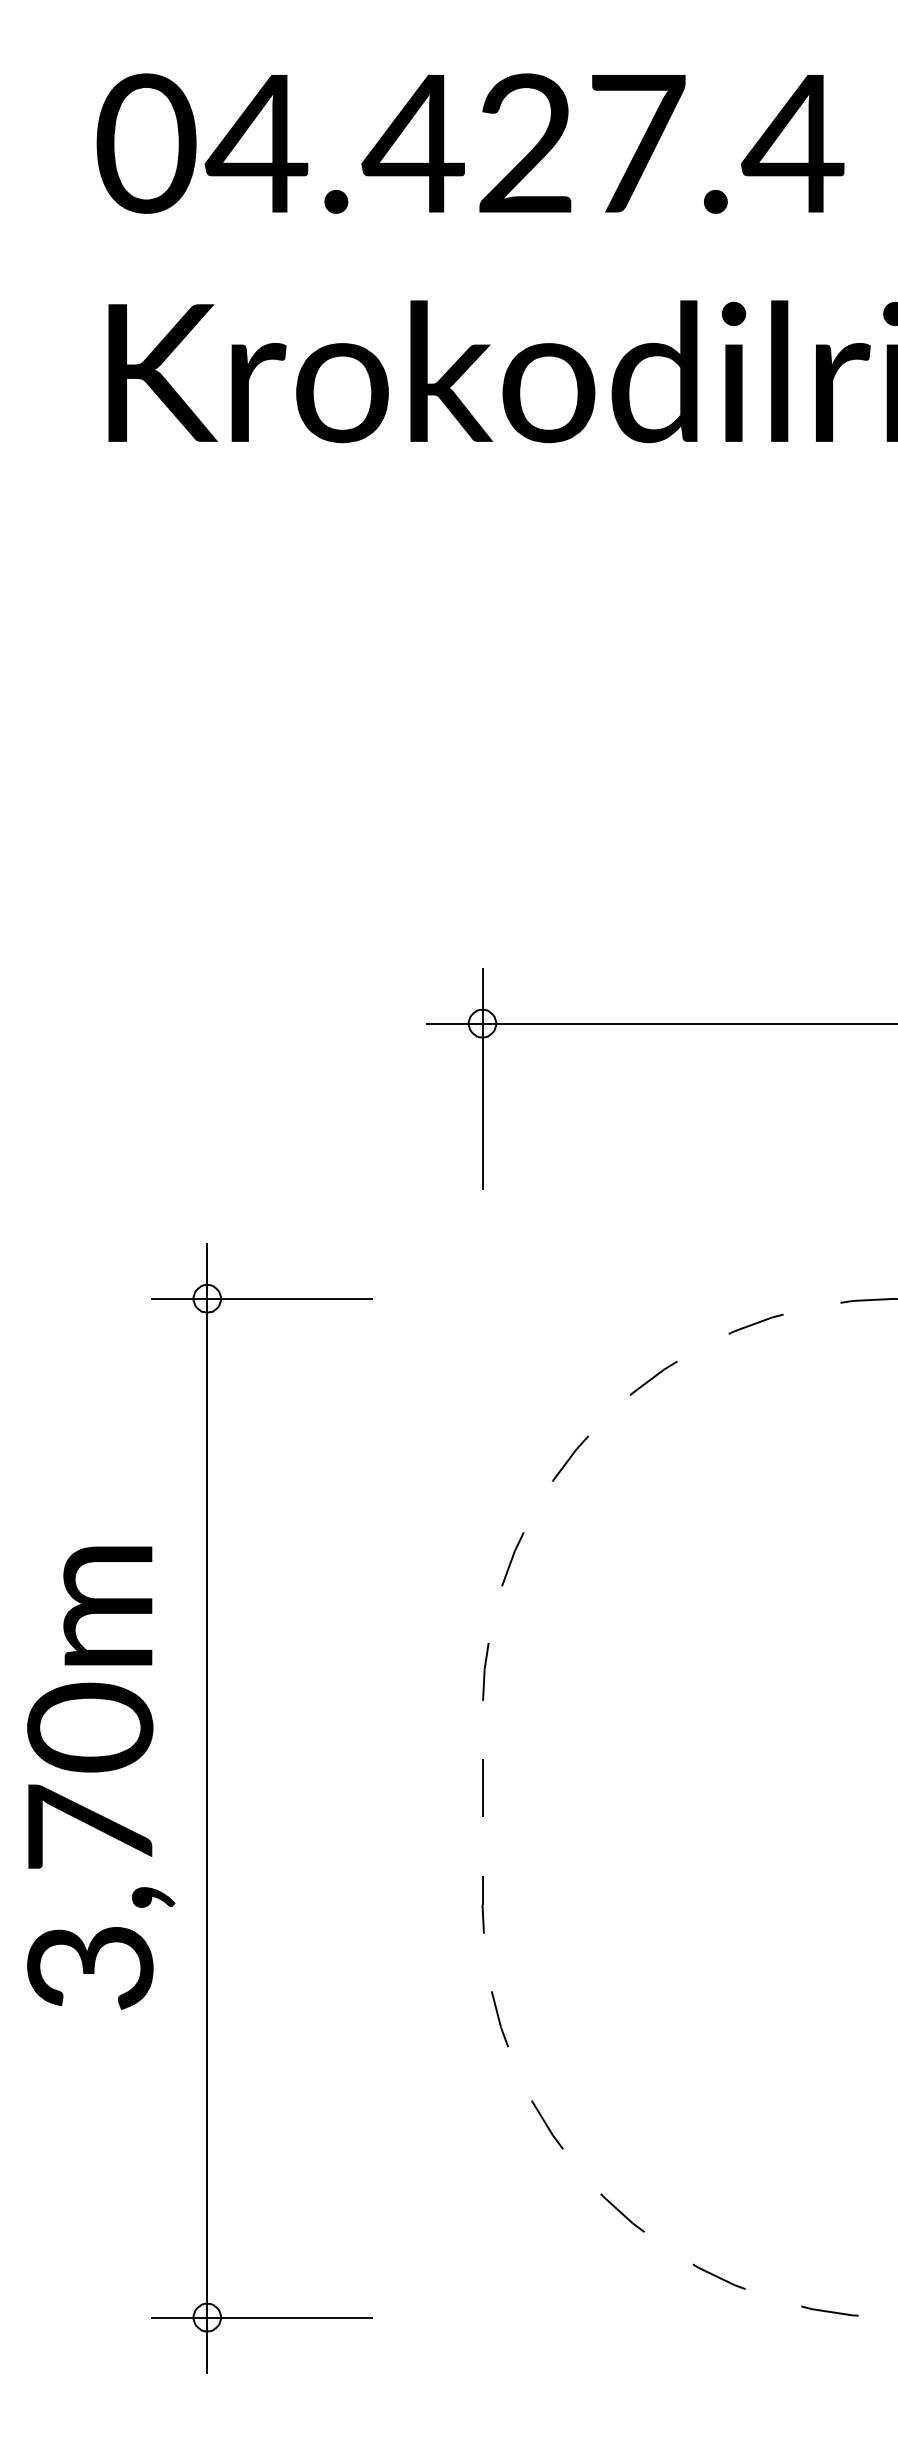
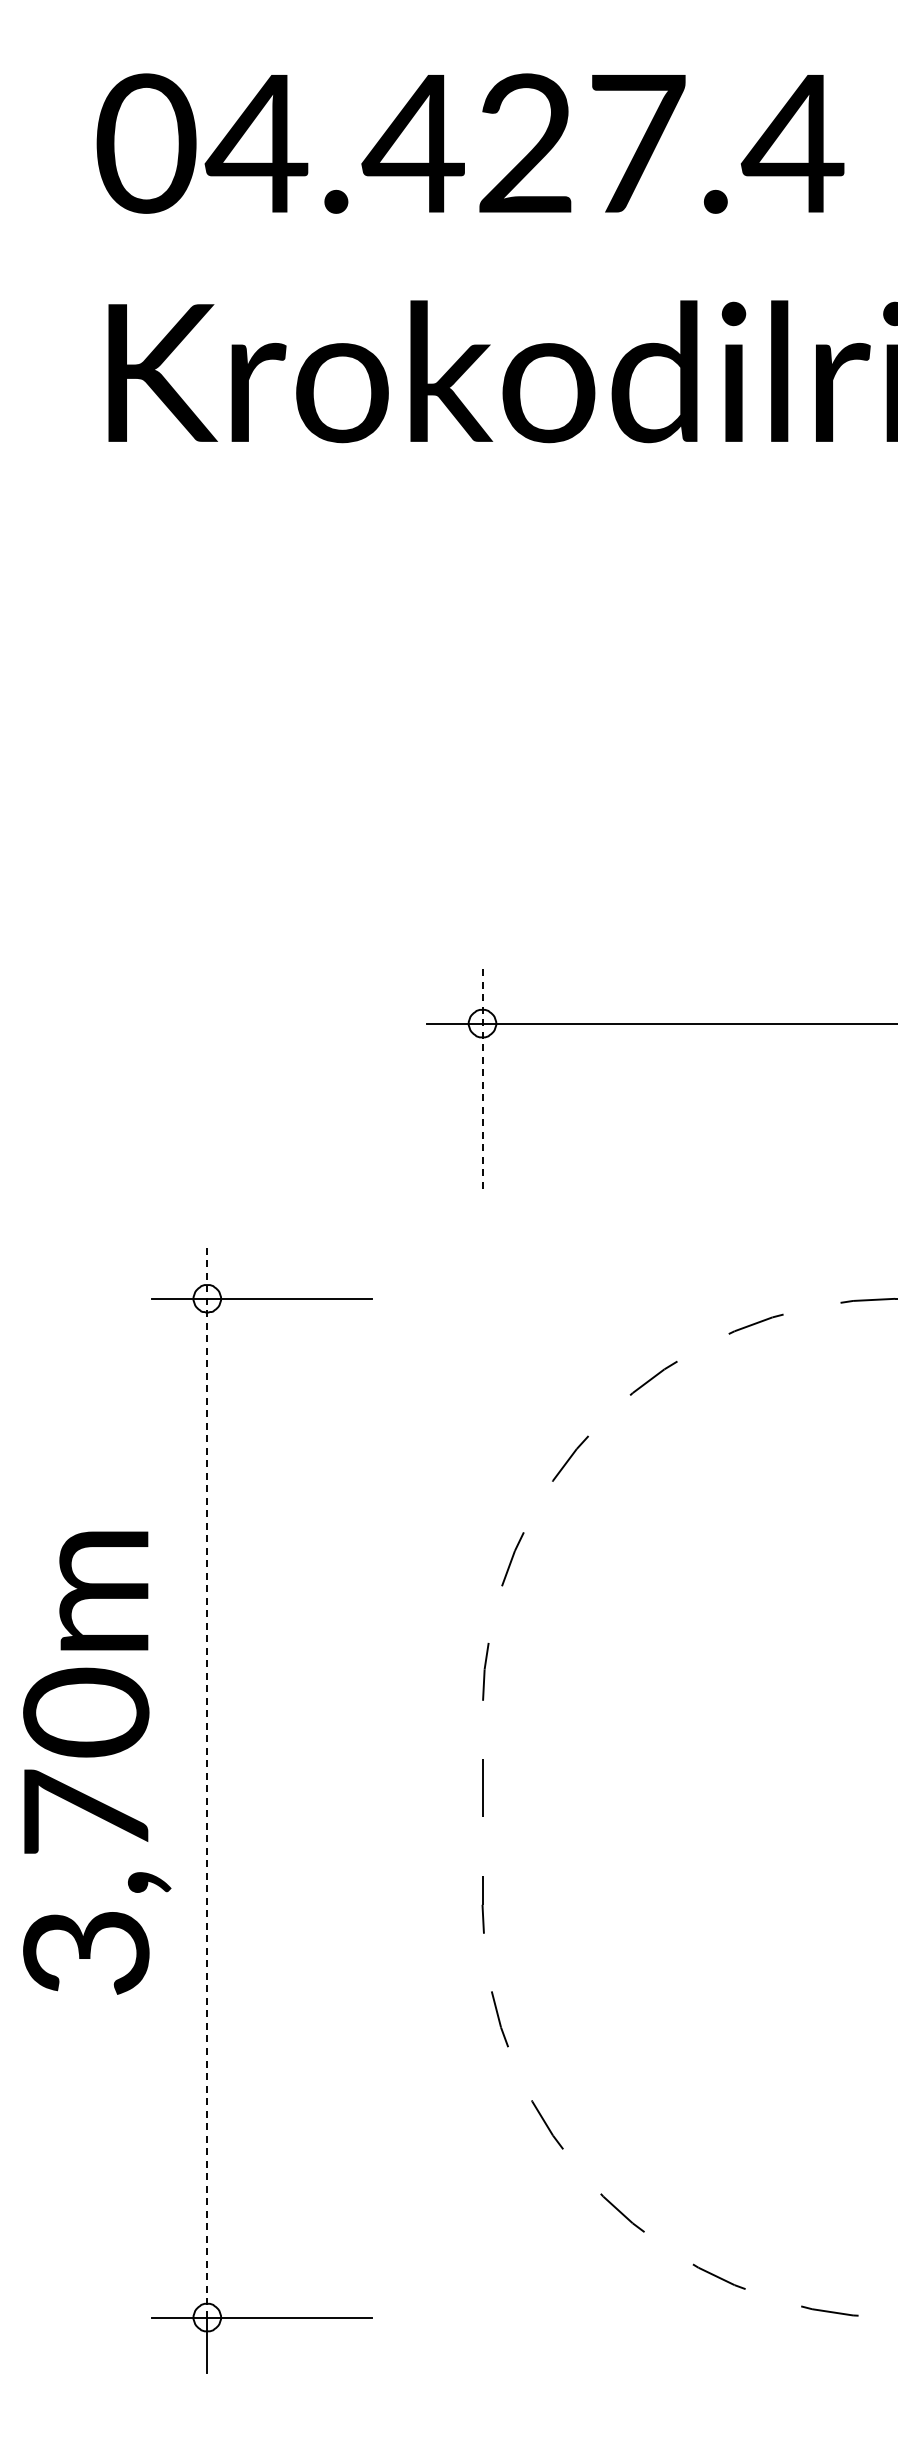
line: solid -> dashed (482, 1078)
text position: (101, 1777) -> (97, 1762) (97, 1762)
line: solid -> dashed (207, 1780)
